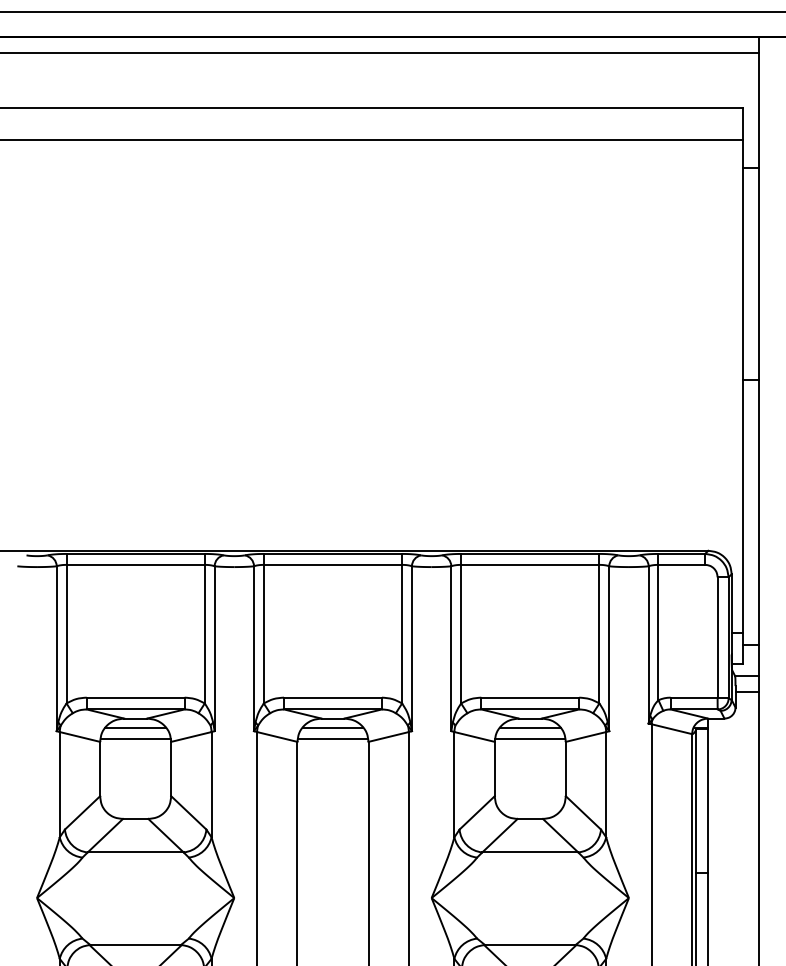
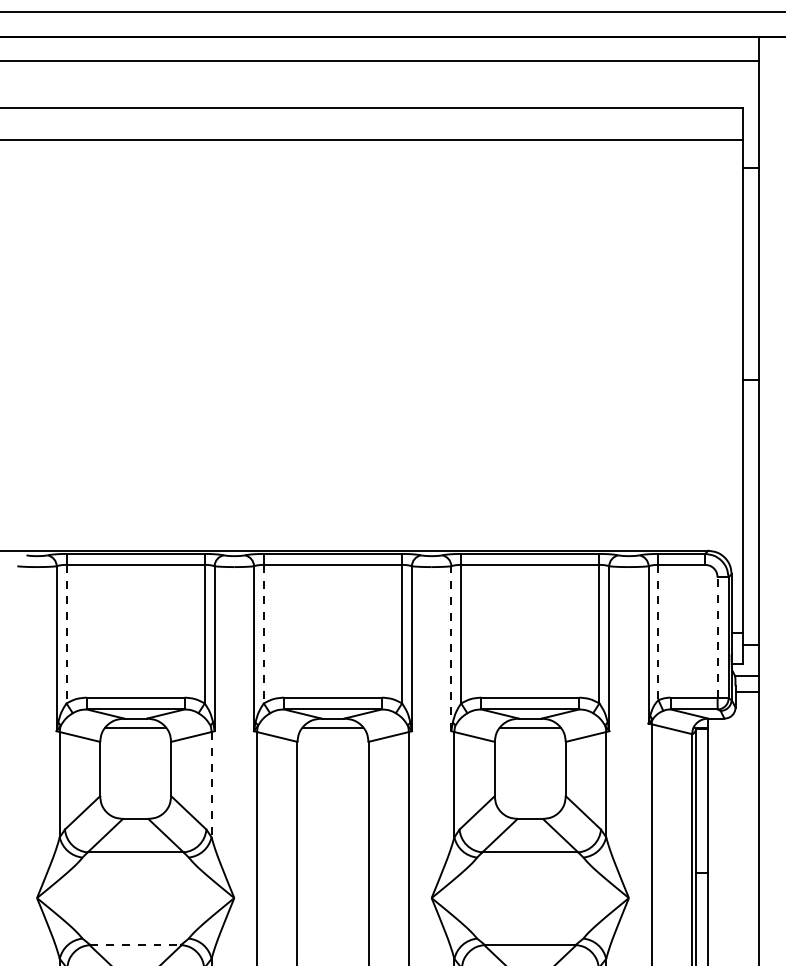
line position: (380, 52) -> (380, 60) (380, 60)
line: solid -> dashed (658, 632)
line: solid -> dashed (66, 634)
line: solid -> dashed (263, 634)
line: solid -> dashed (717, 637)
line: solid -> dashed (451, 648)
line: present -> none (135, 739)
line: present -> none (332, 739)
line: present -> none (530, 739)
line: solid -> dashed (211, 784)
line: solid -> dashed (136, 945)
